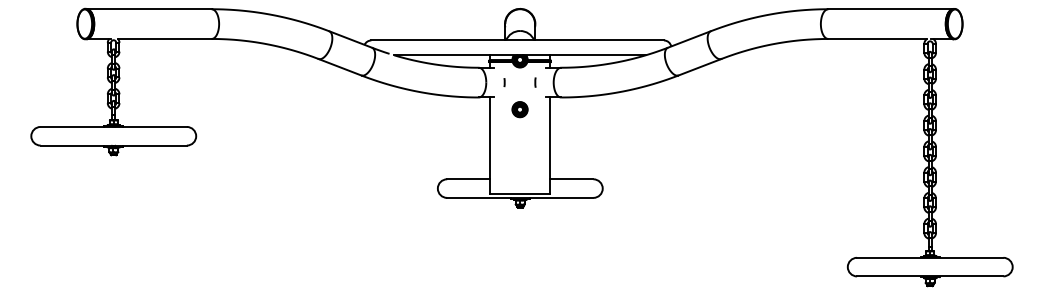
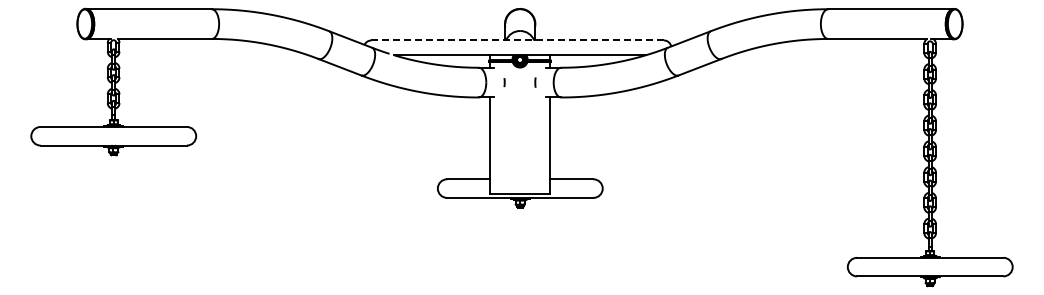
line: solid -> dashed (517, 40)
part: present -> none (519, 109)
